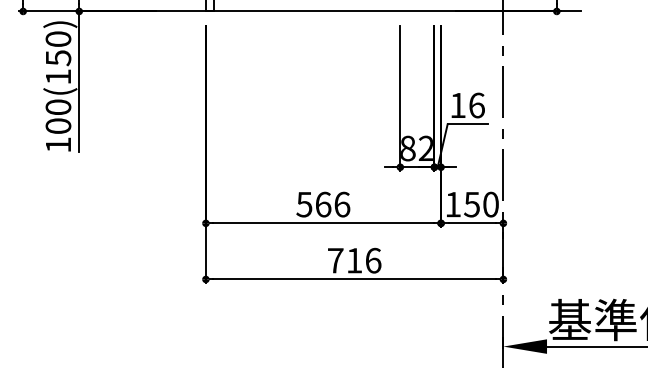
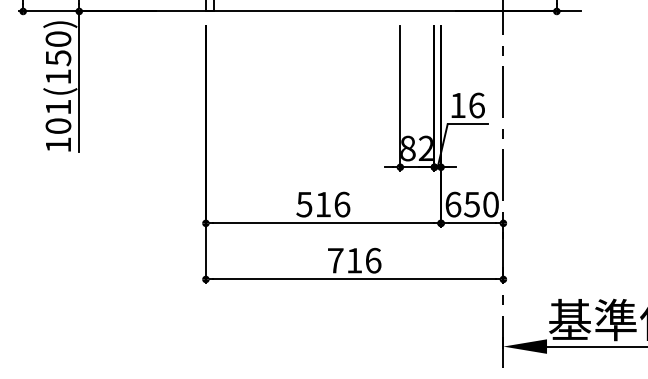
text: 100(150) -> 101(150) (58, 106)
text: 566 -> 516 (323, 204)
text: 150 -> 650 (453, 204)
